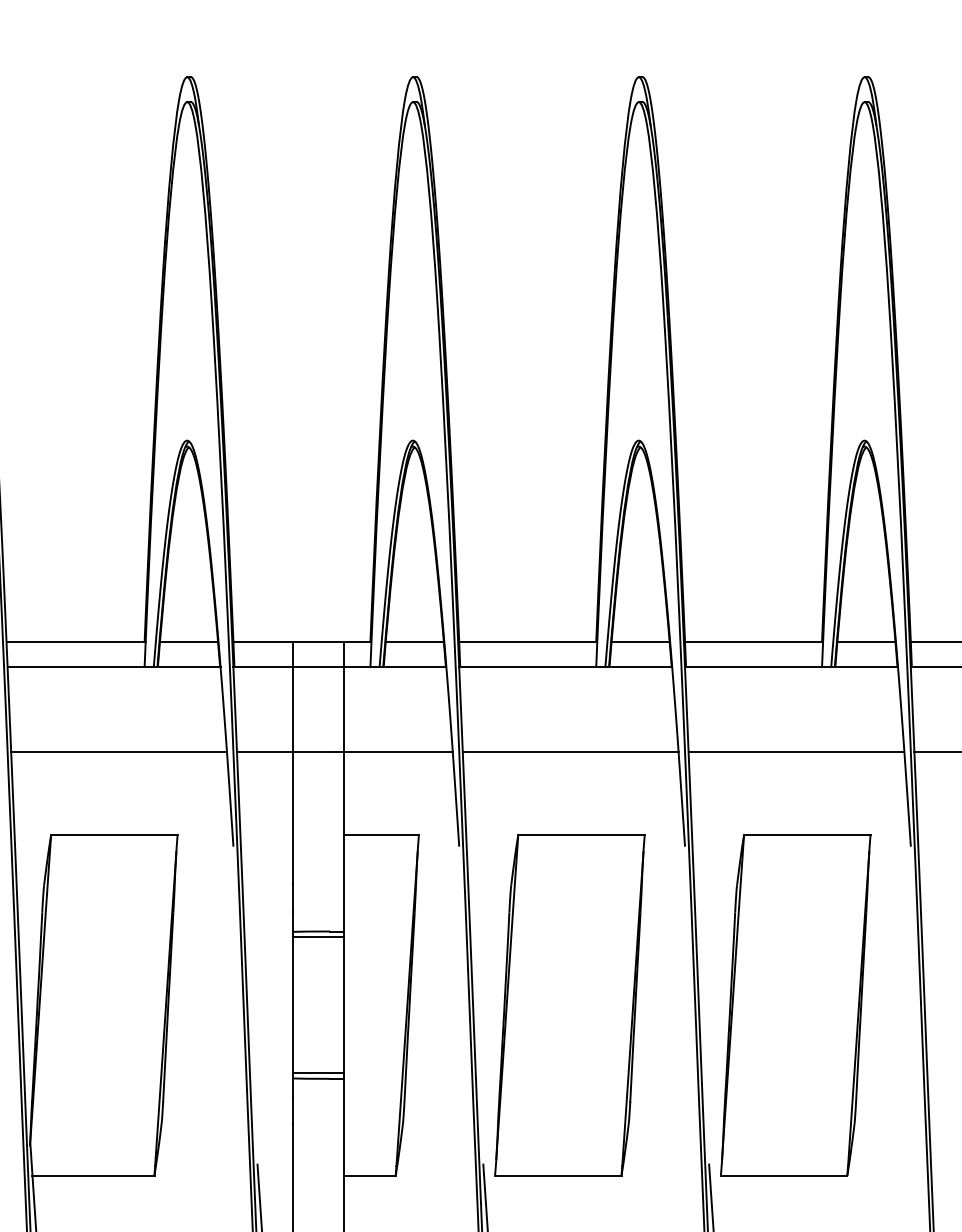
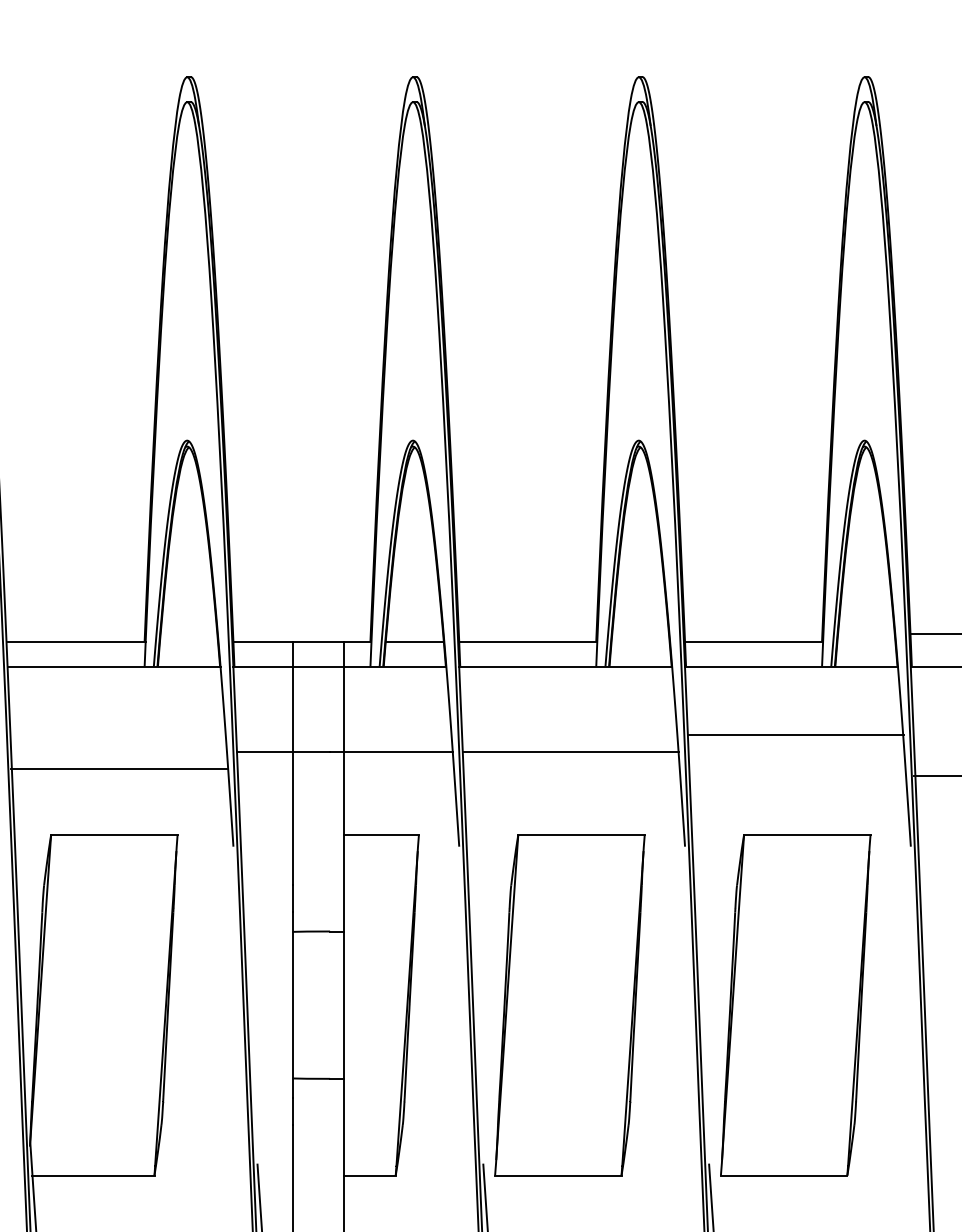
line: present -> none (189, 641)
line: present -> none (640, 641)
line: present -> none (866, 641)
line position: (934, 641) -> (934, 633) (934, 633)
line position: (119, 752) -> (119, 769) (119, 769)
line position: (796, 752) -> (796, 735) (796, 735)
line position: (936, 752) -> (936, 776) (936, 776)
line: present -> none (318, 937)
line: present -> none (318, 1072)
